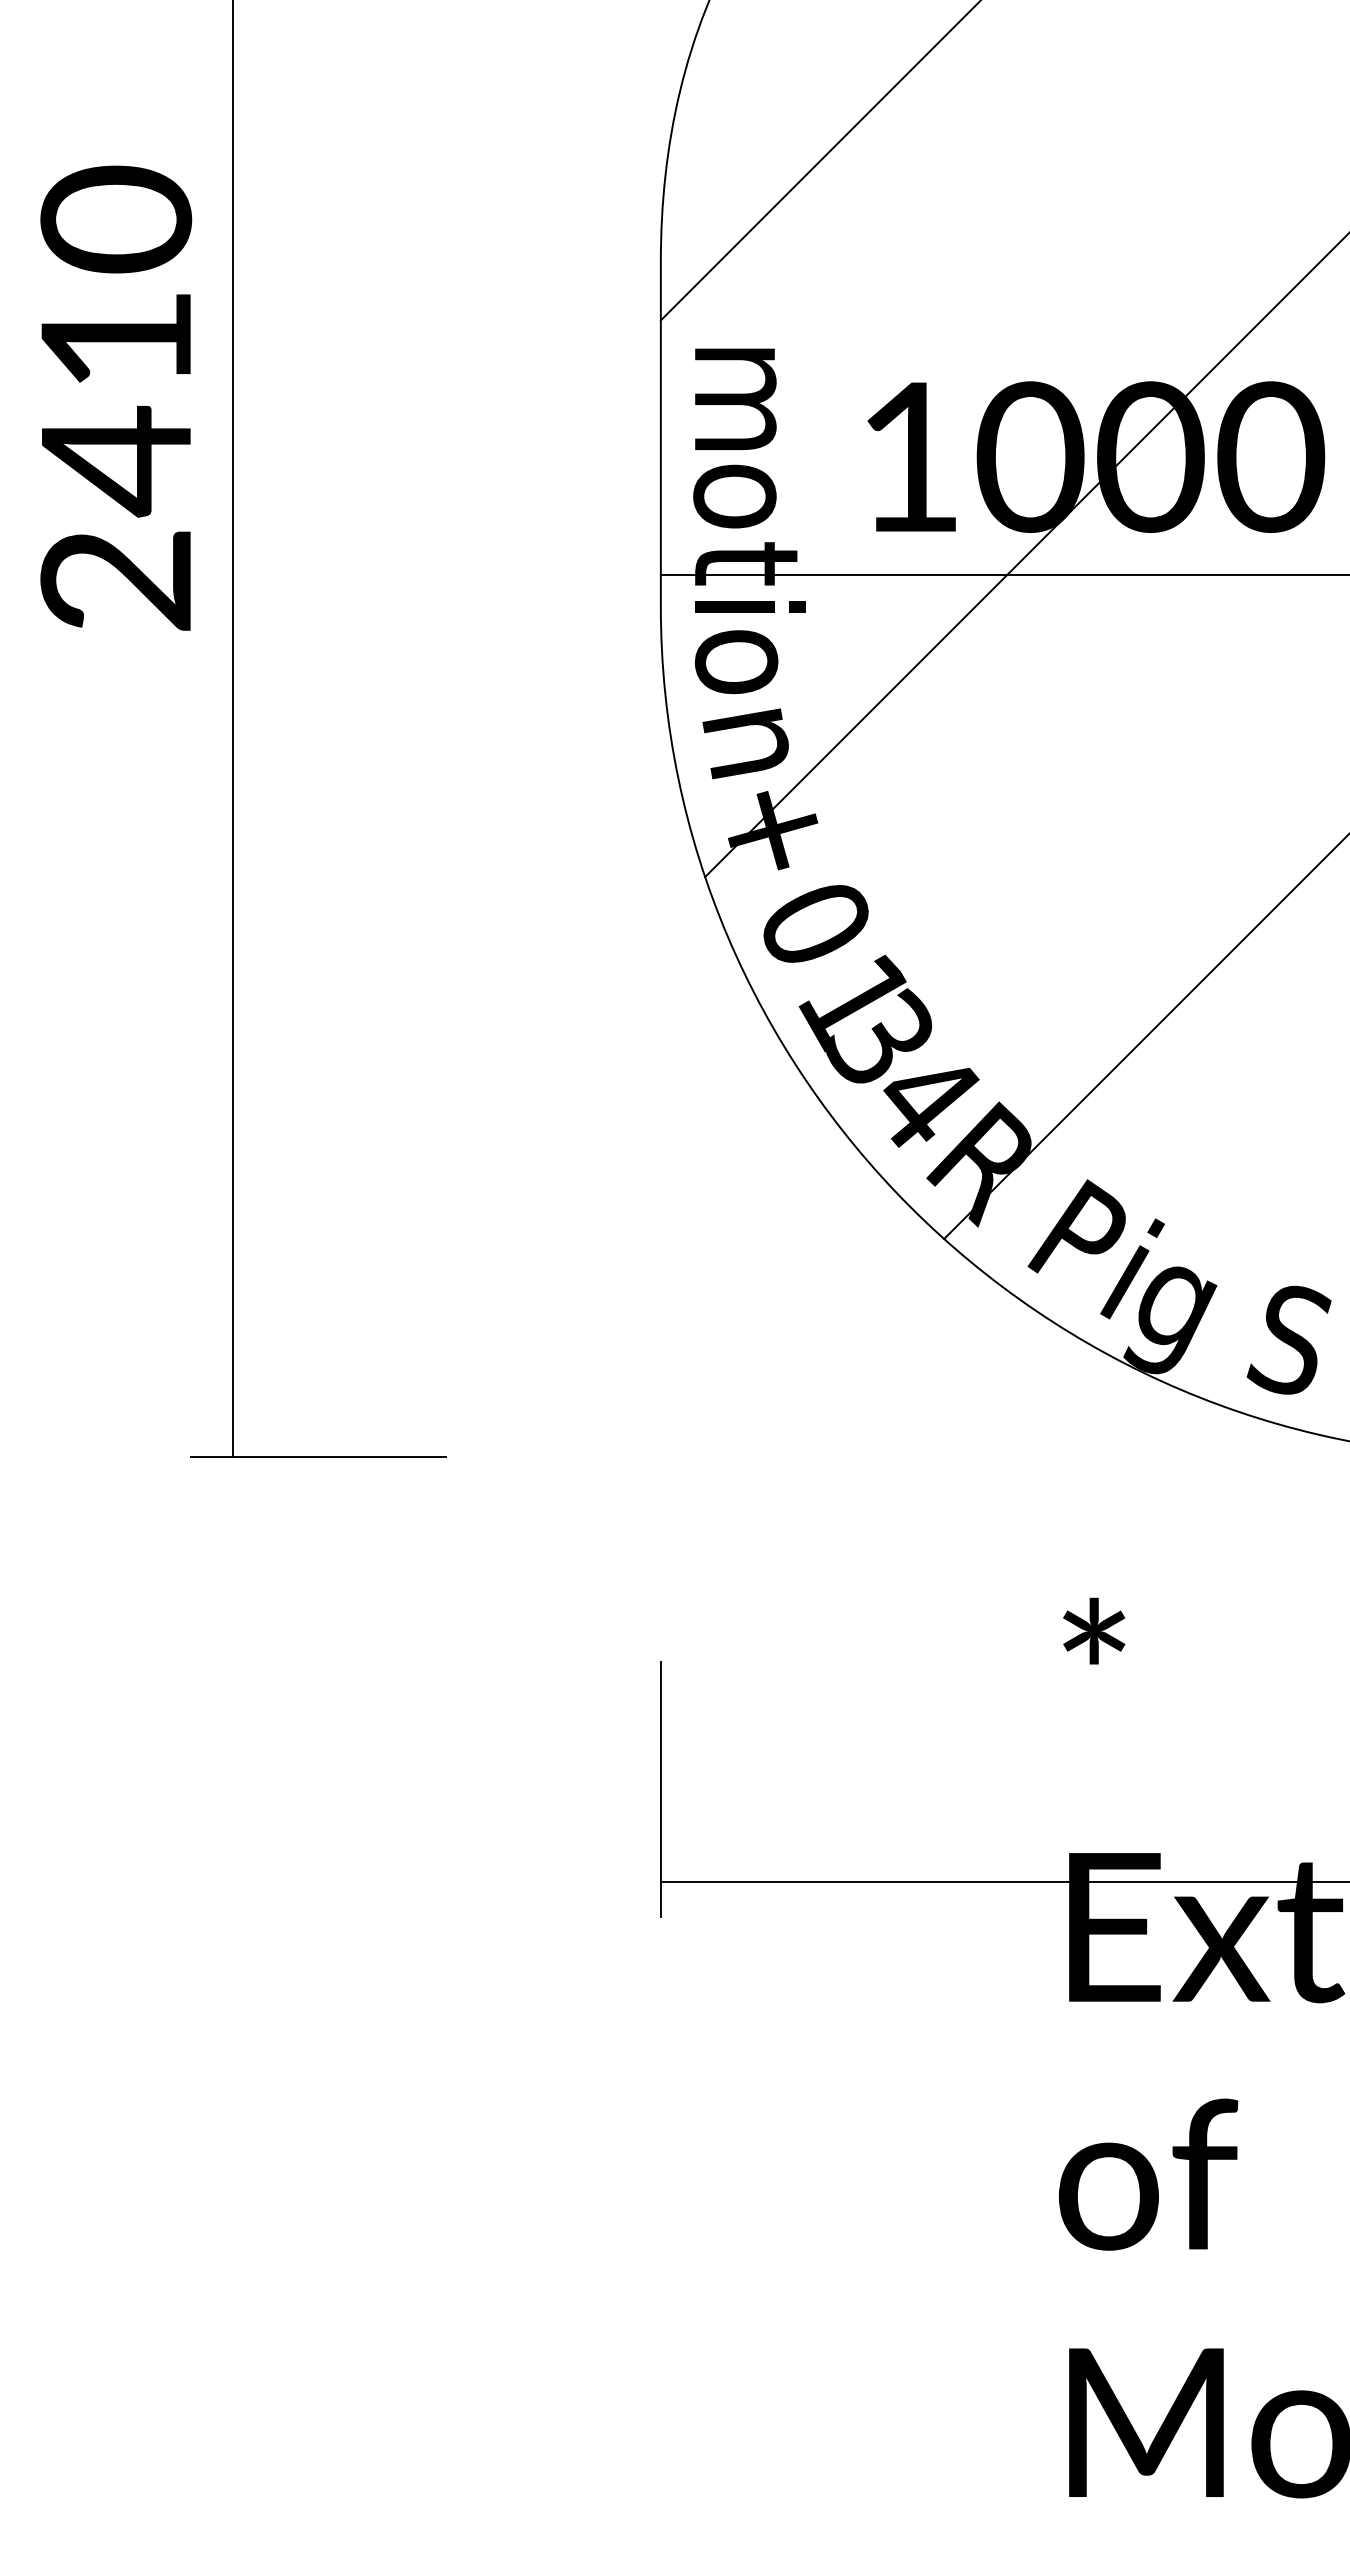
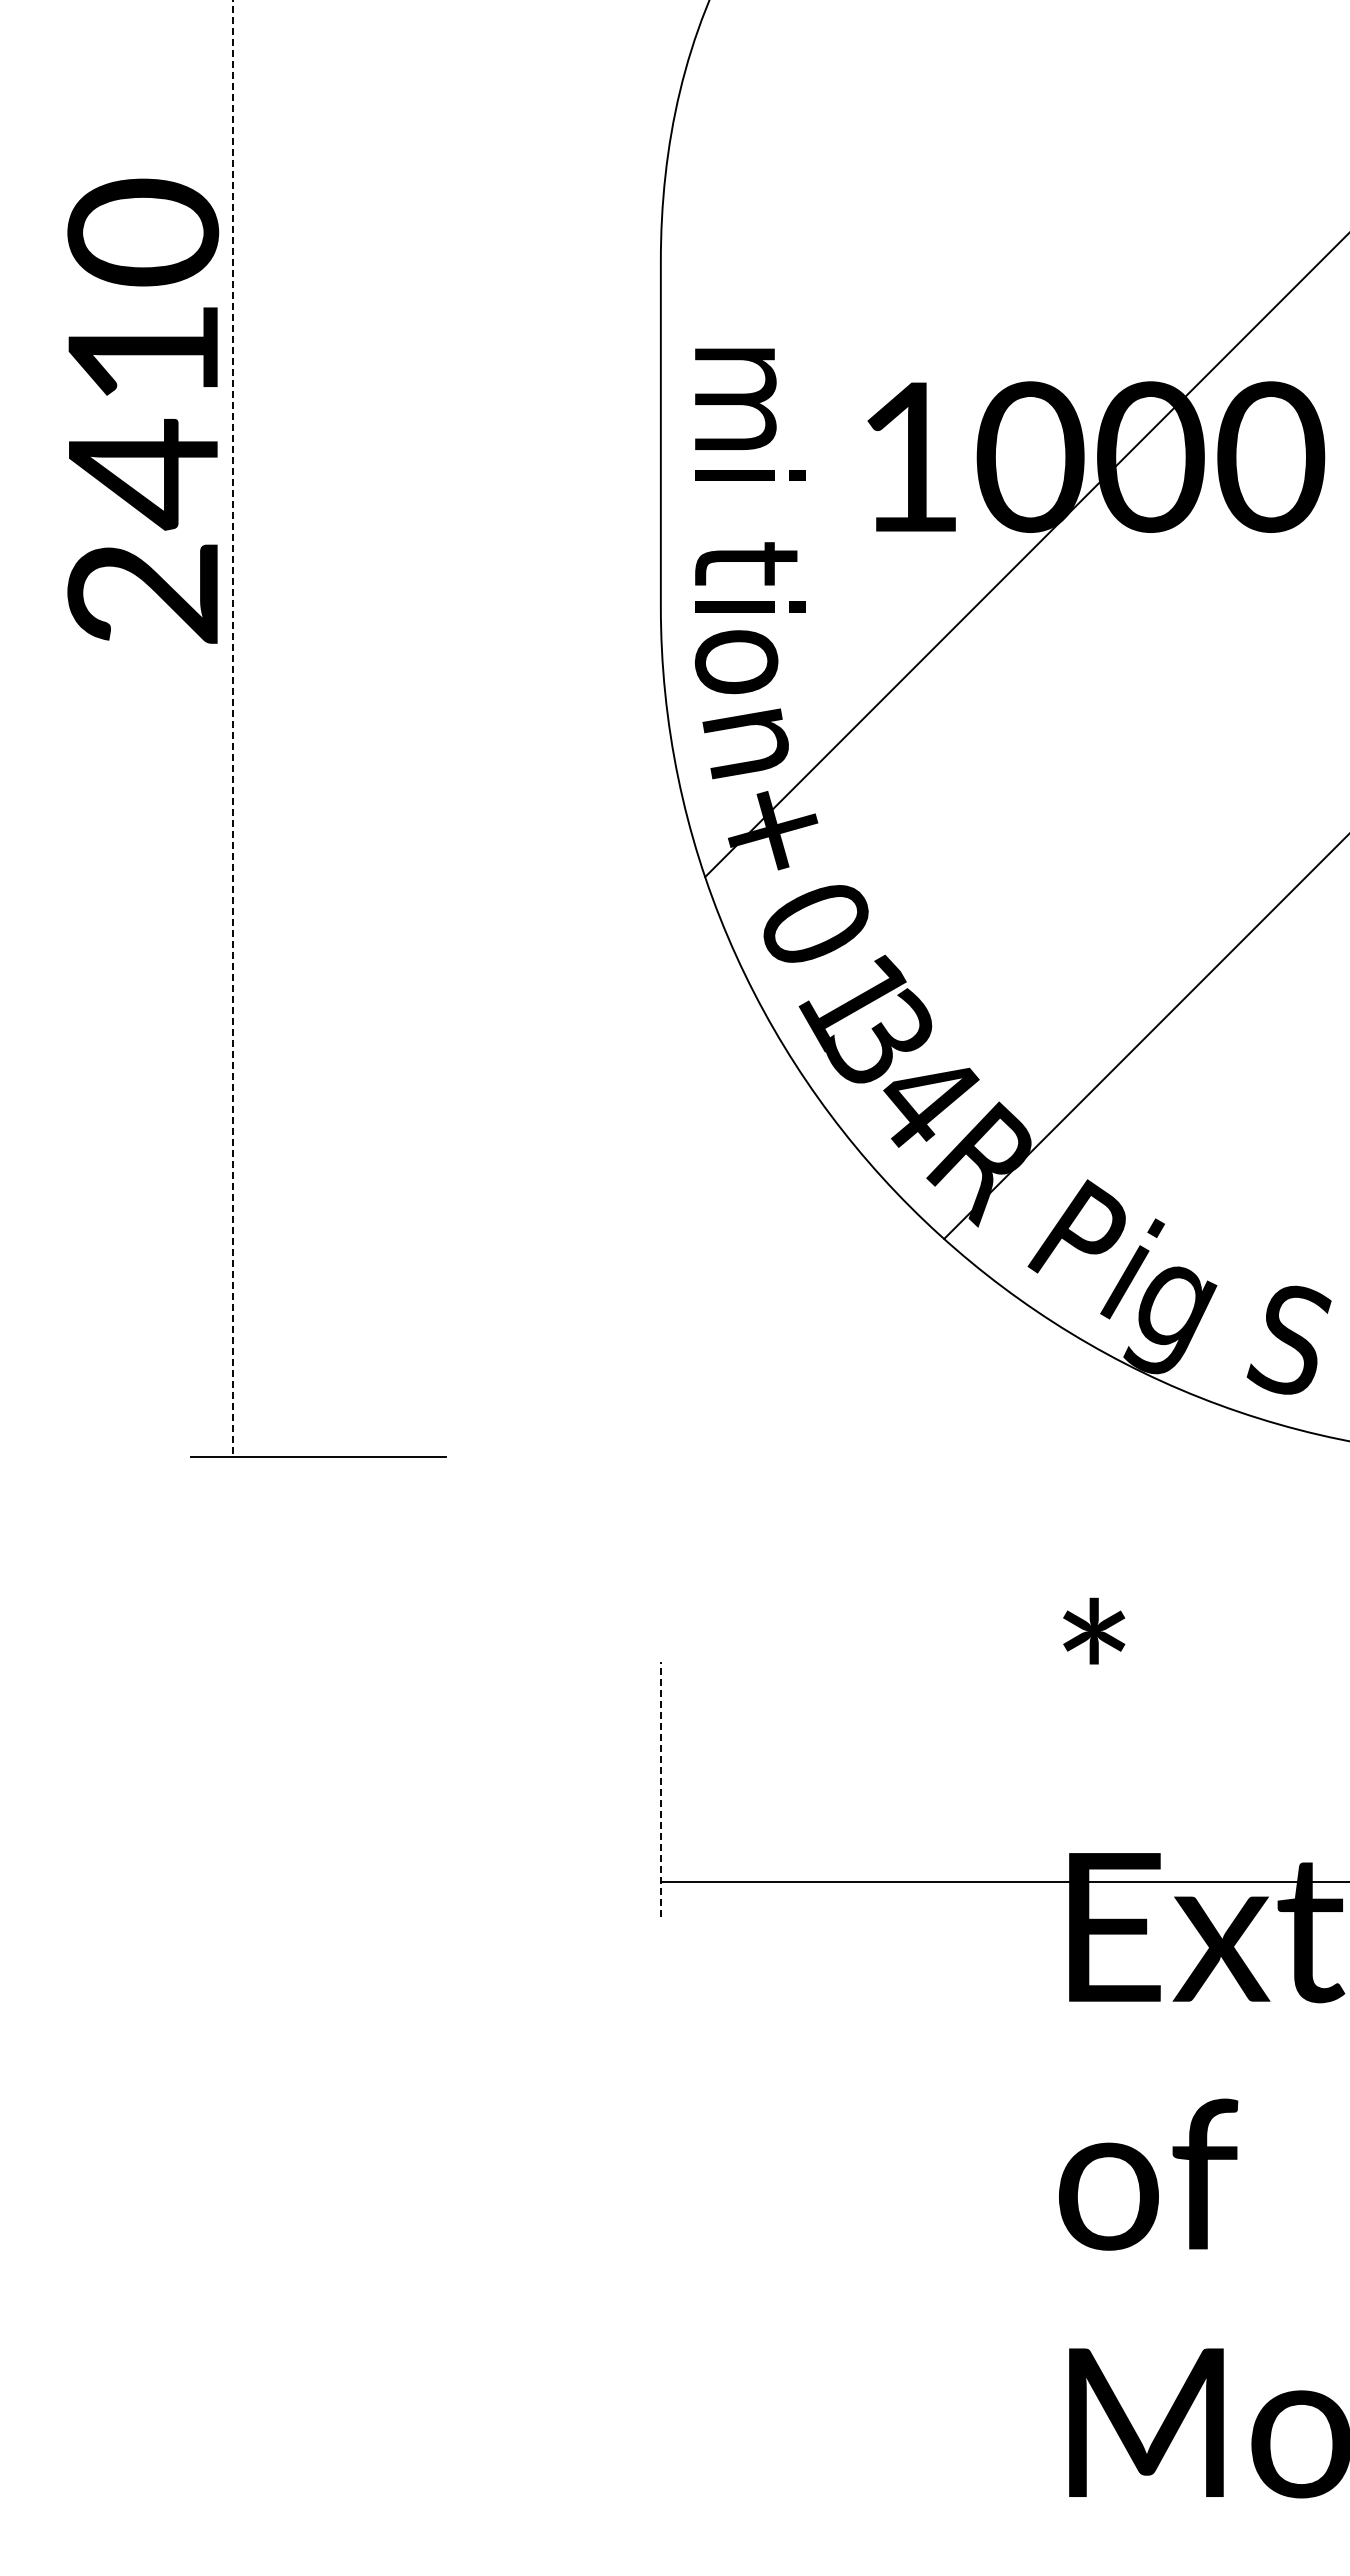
line: present -> none (819, 161)
text position: (116, 397) -> (143, 410) (143, 410)
text: o -> i (749, 496)
line: present -> none (1003, 575)
line: solid -> dashed (233, 728)
line: solid -> dashed (660, 1789)
